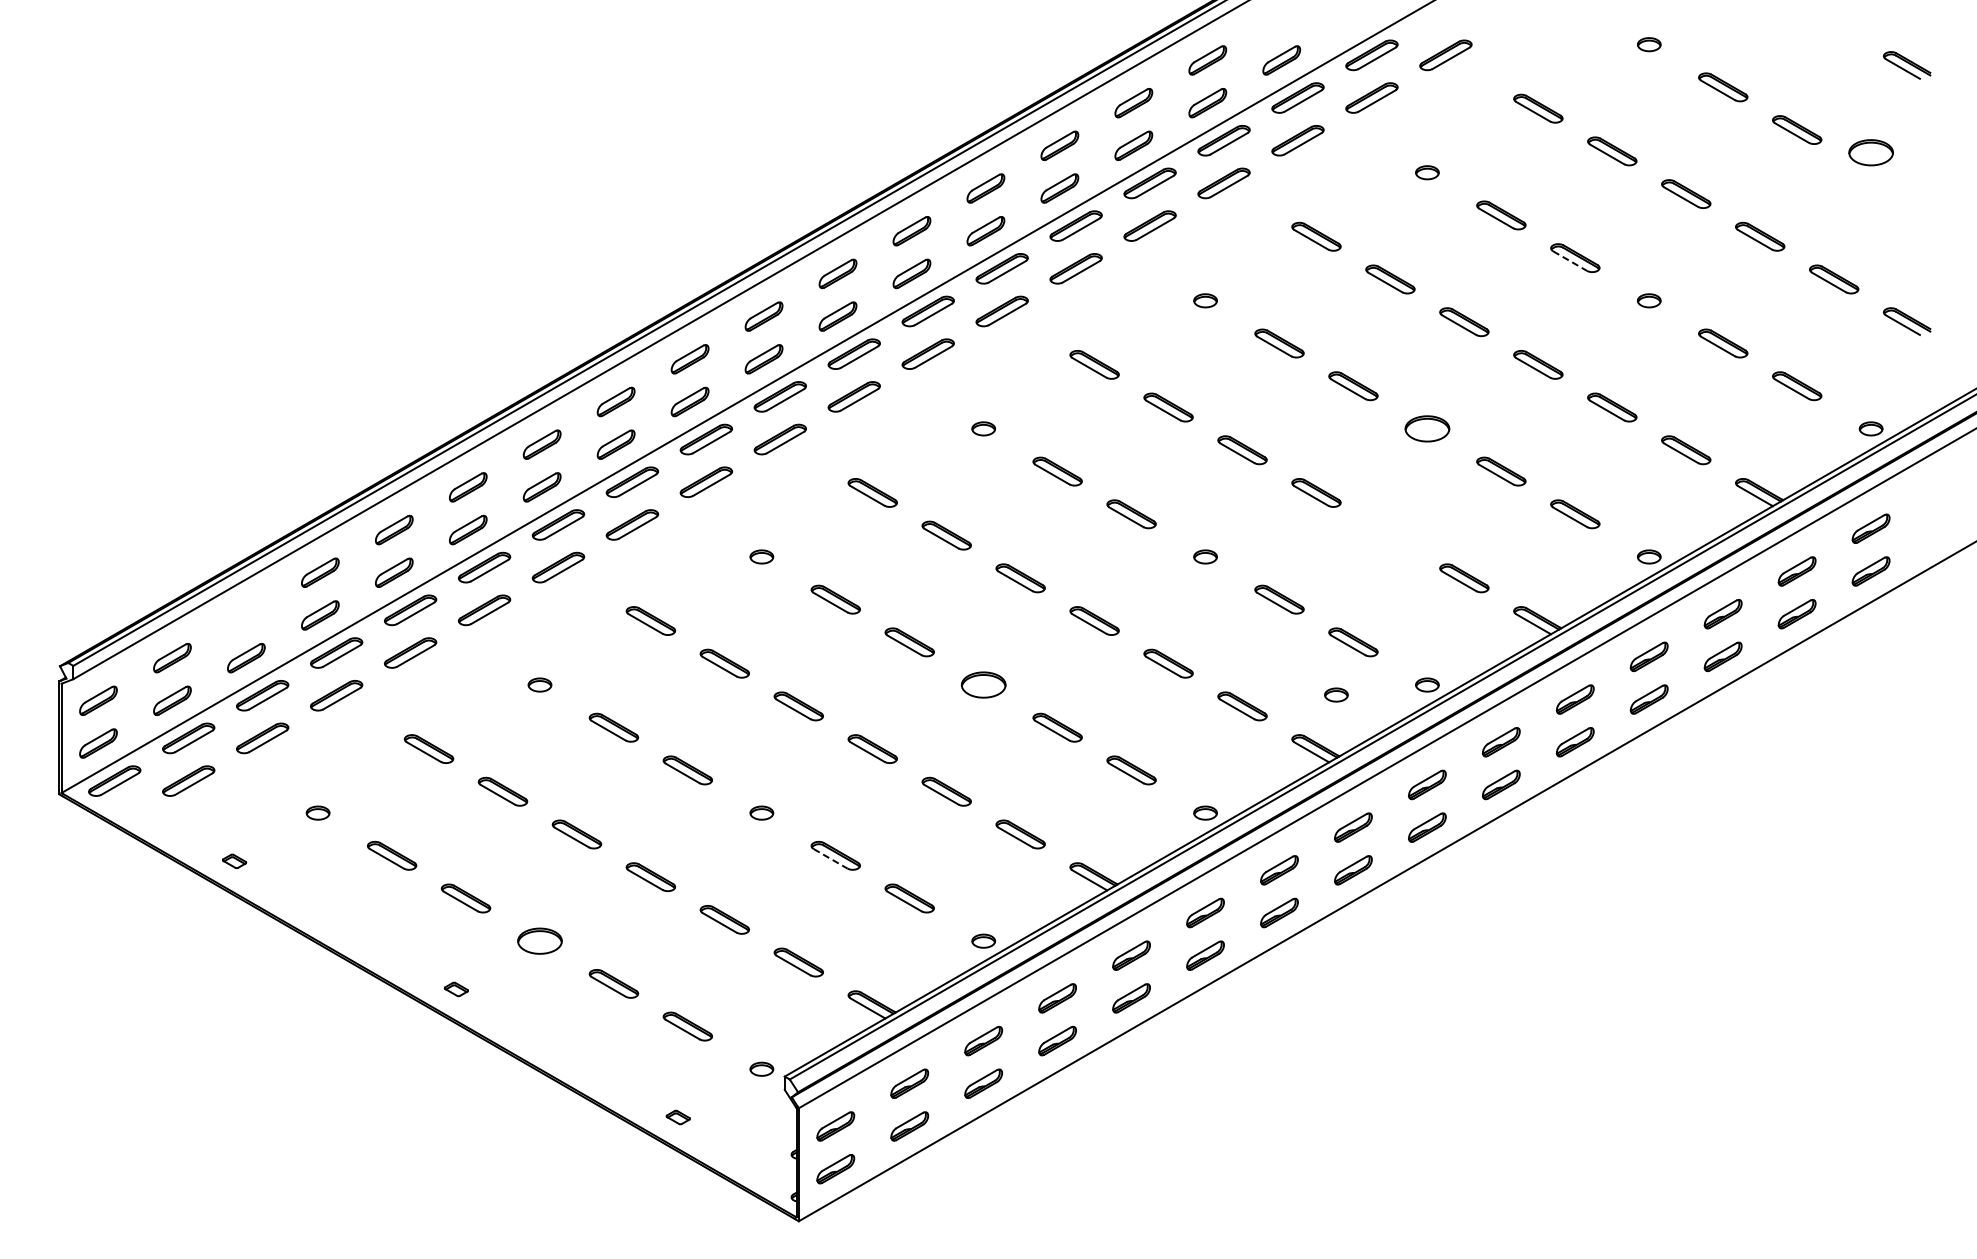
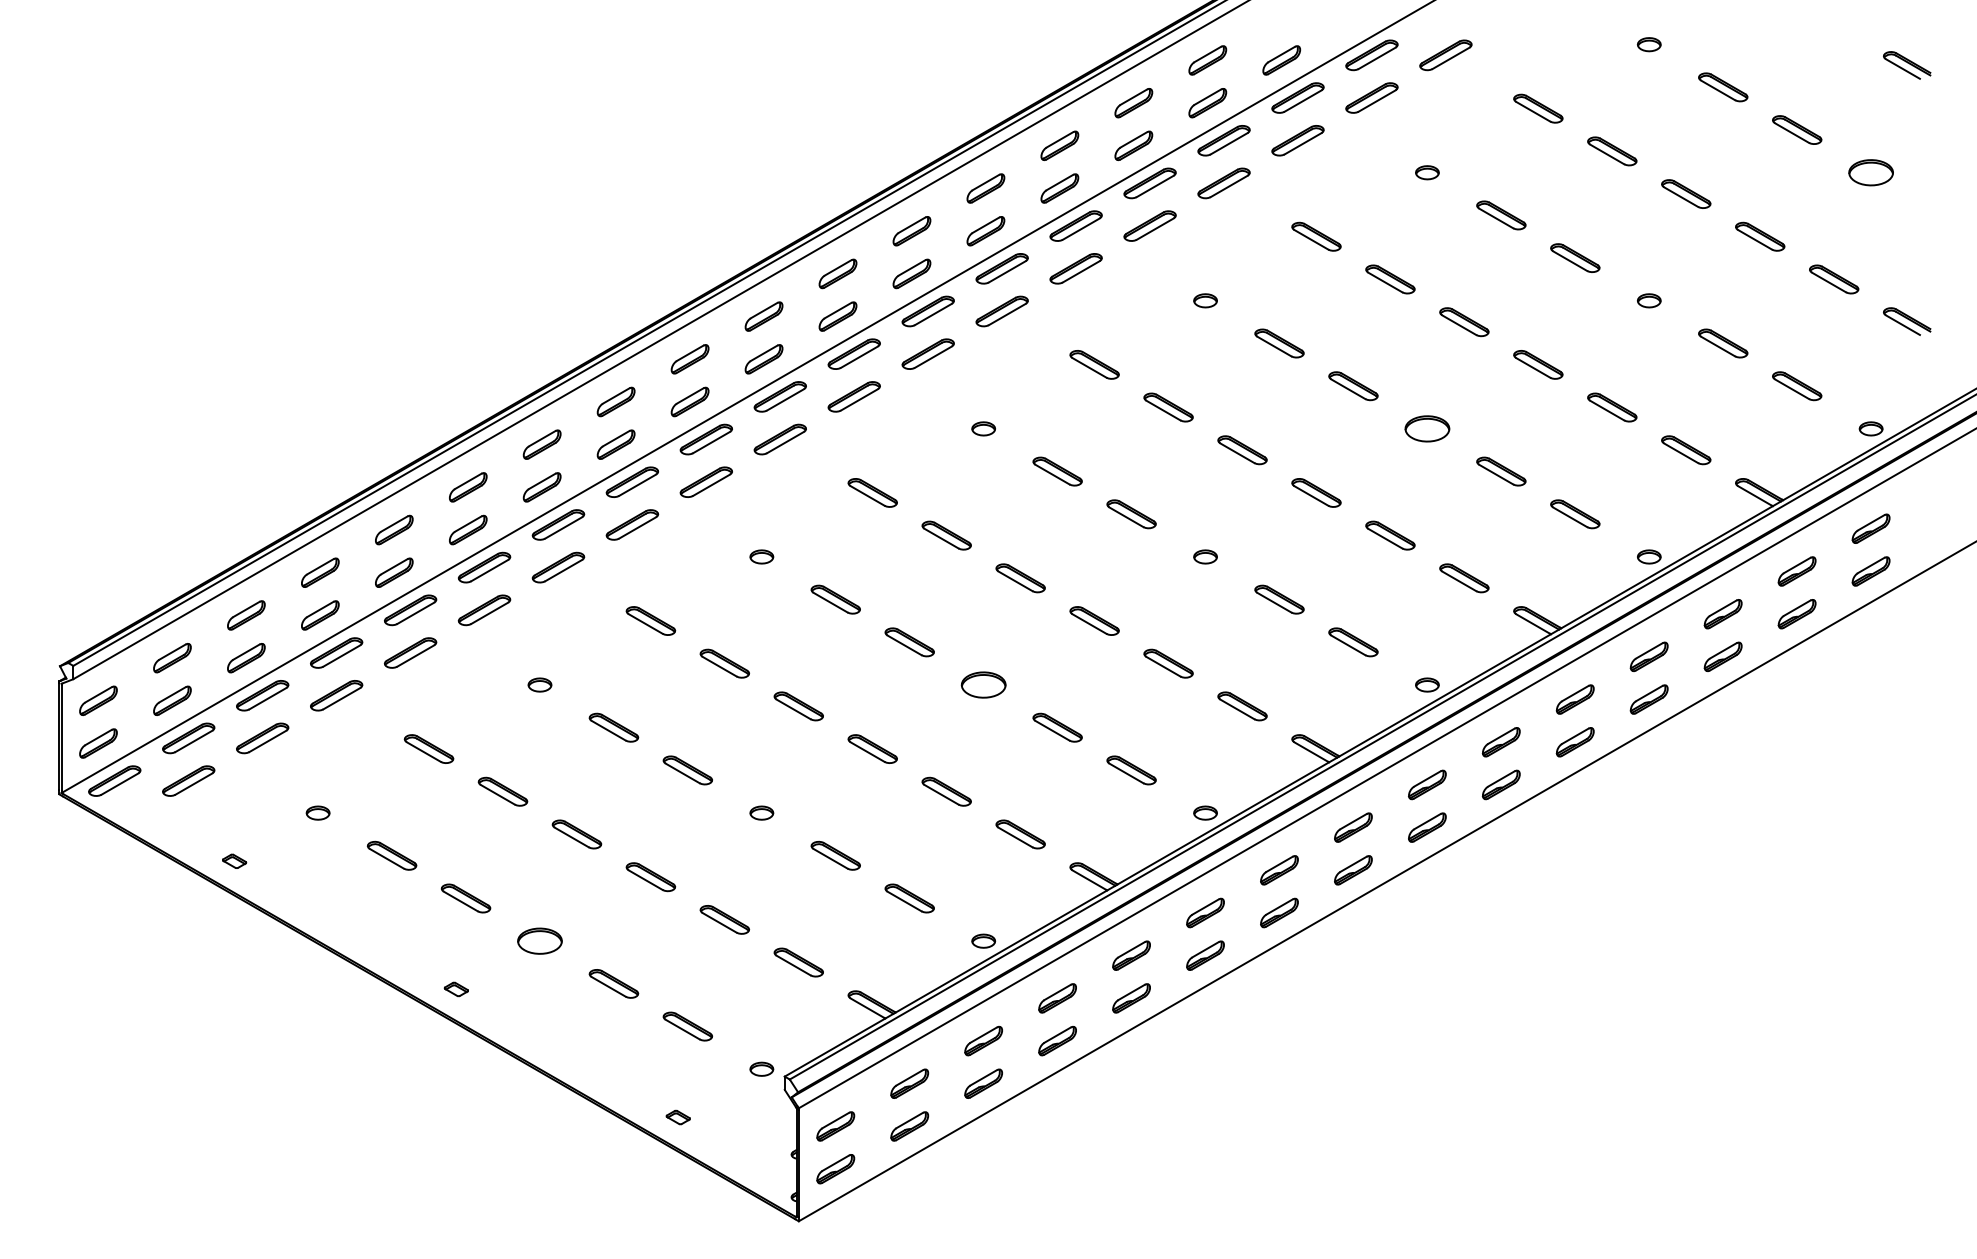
part position: (1870, 152) -> (1870, 172) (1870, 172)
line: dashed -> solid (1570, 261)
part: none -> present (1390, 535)
part: none -> present (246, 615)
part: present -> none (1336, 694)
line: dashed -> solid (830, 858)
